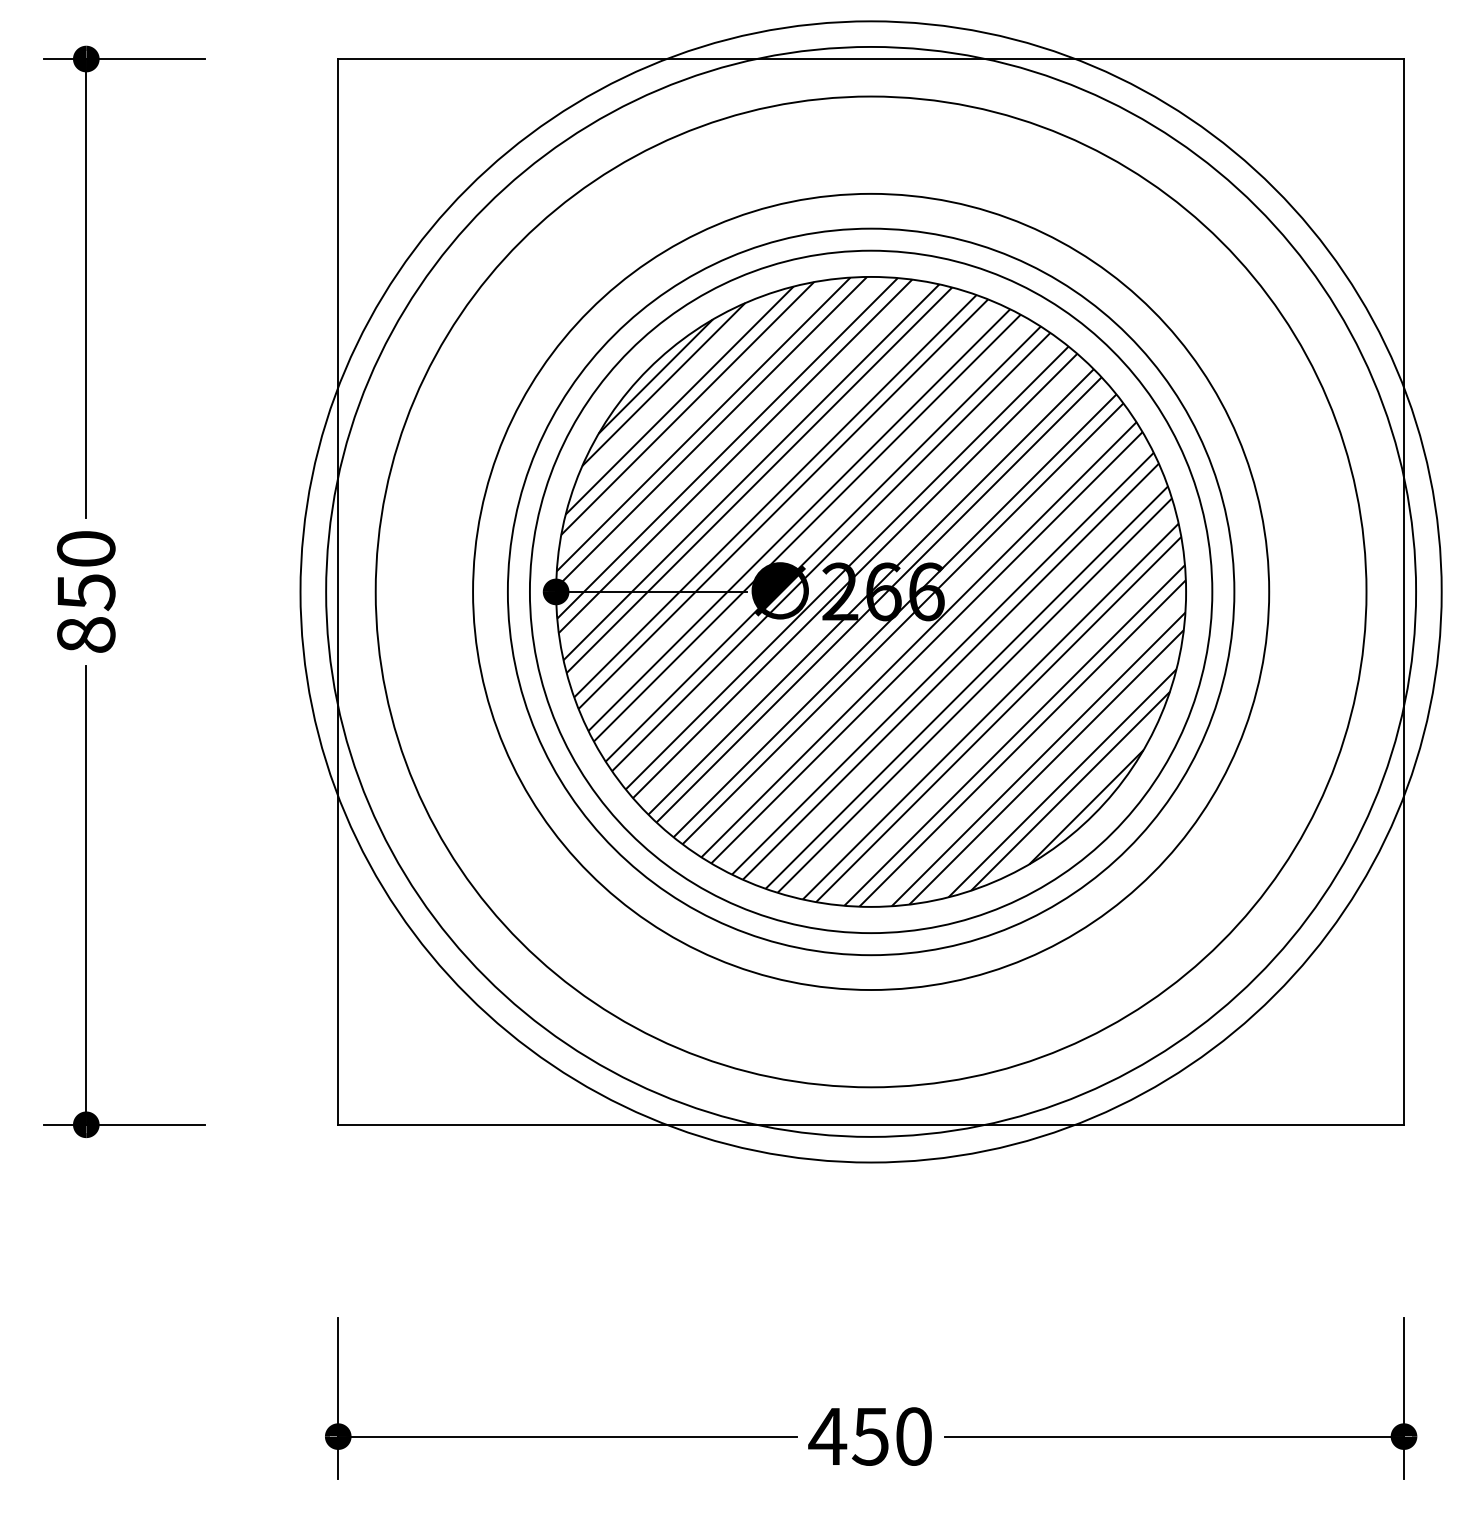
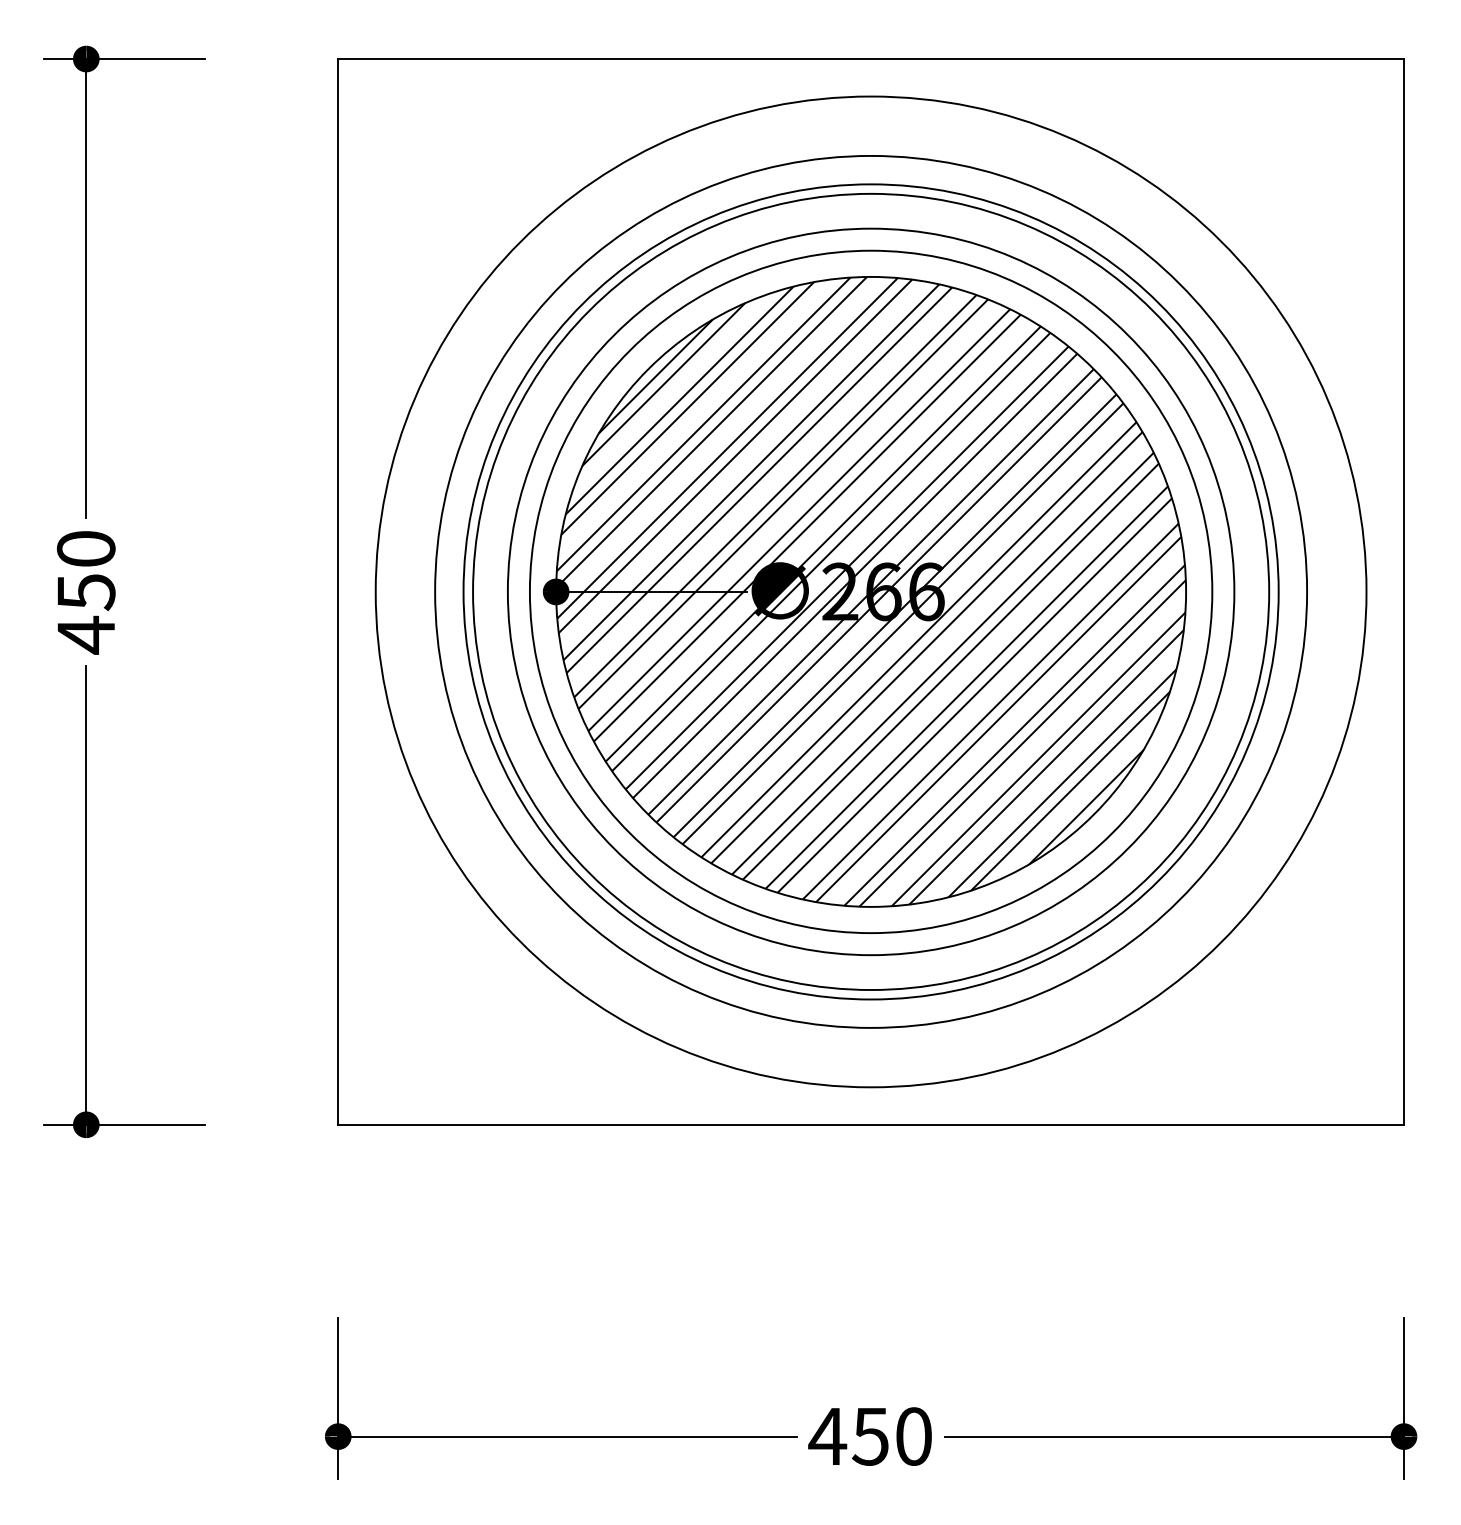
circle diameter: 1141 px -> 815 px (870, 591)
circle diameter: 1090 px -> 872 px (871, 591)
text: 850 -> 450 (86, 634)
